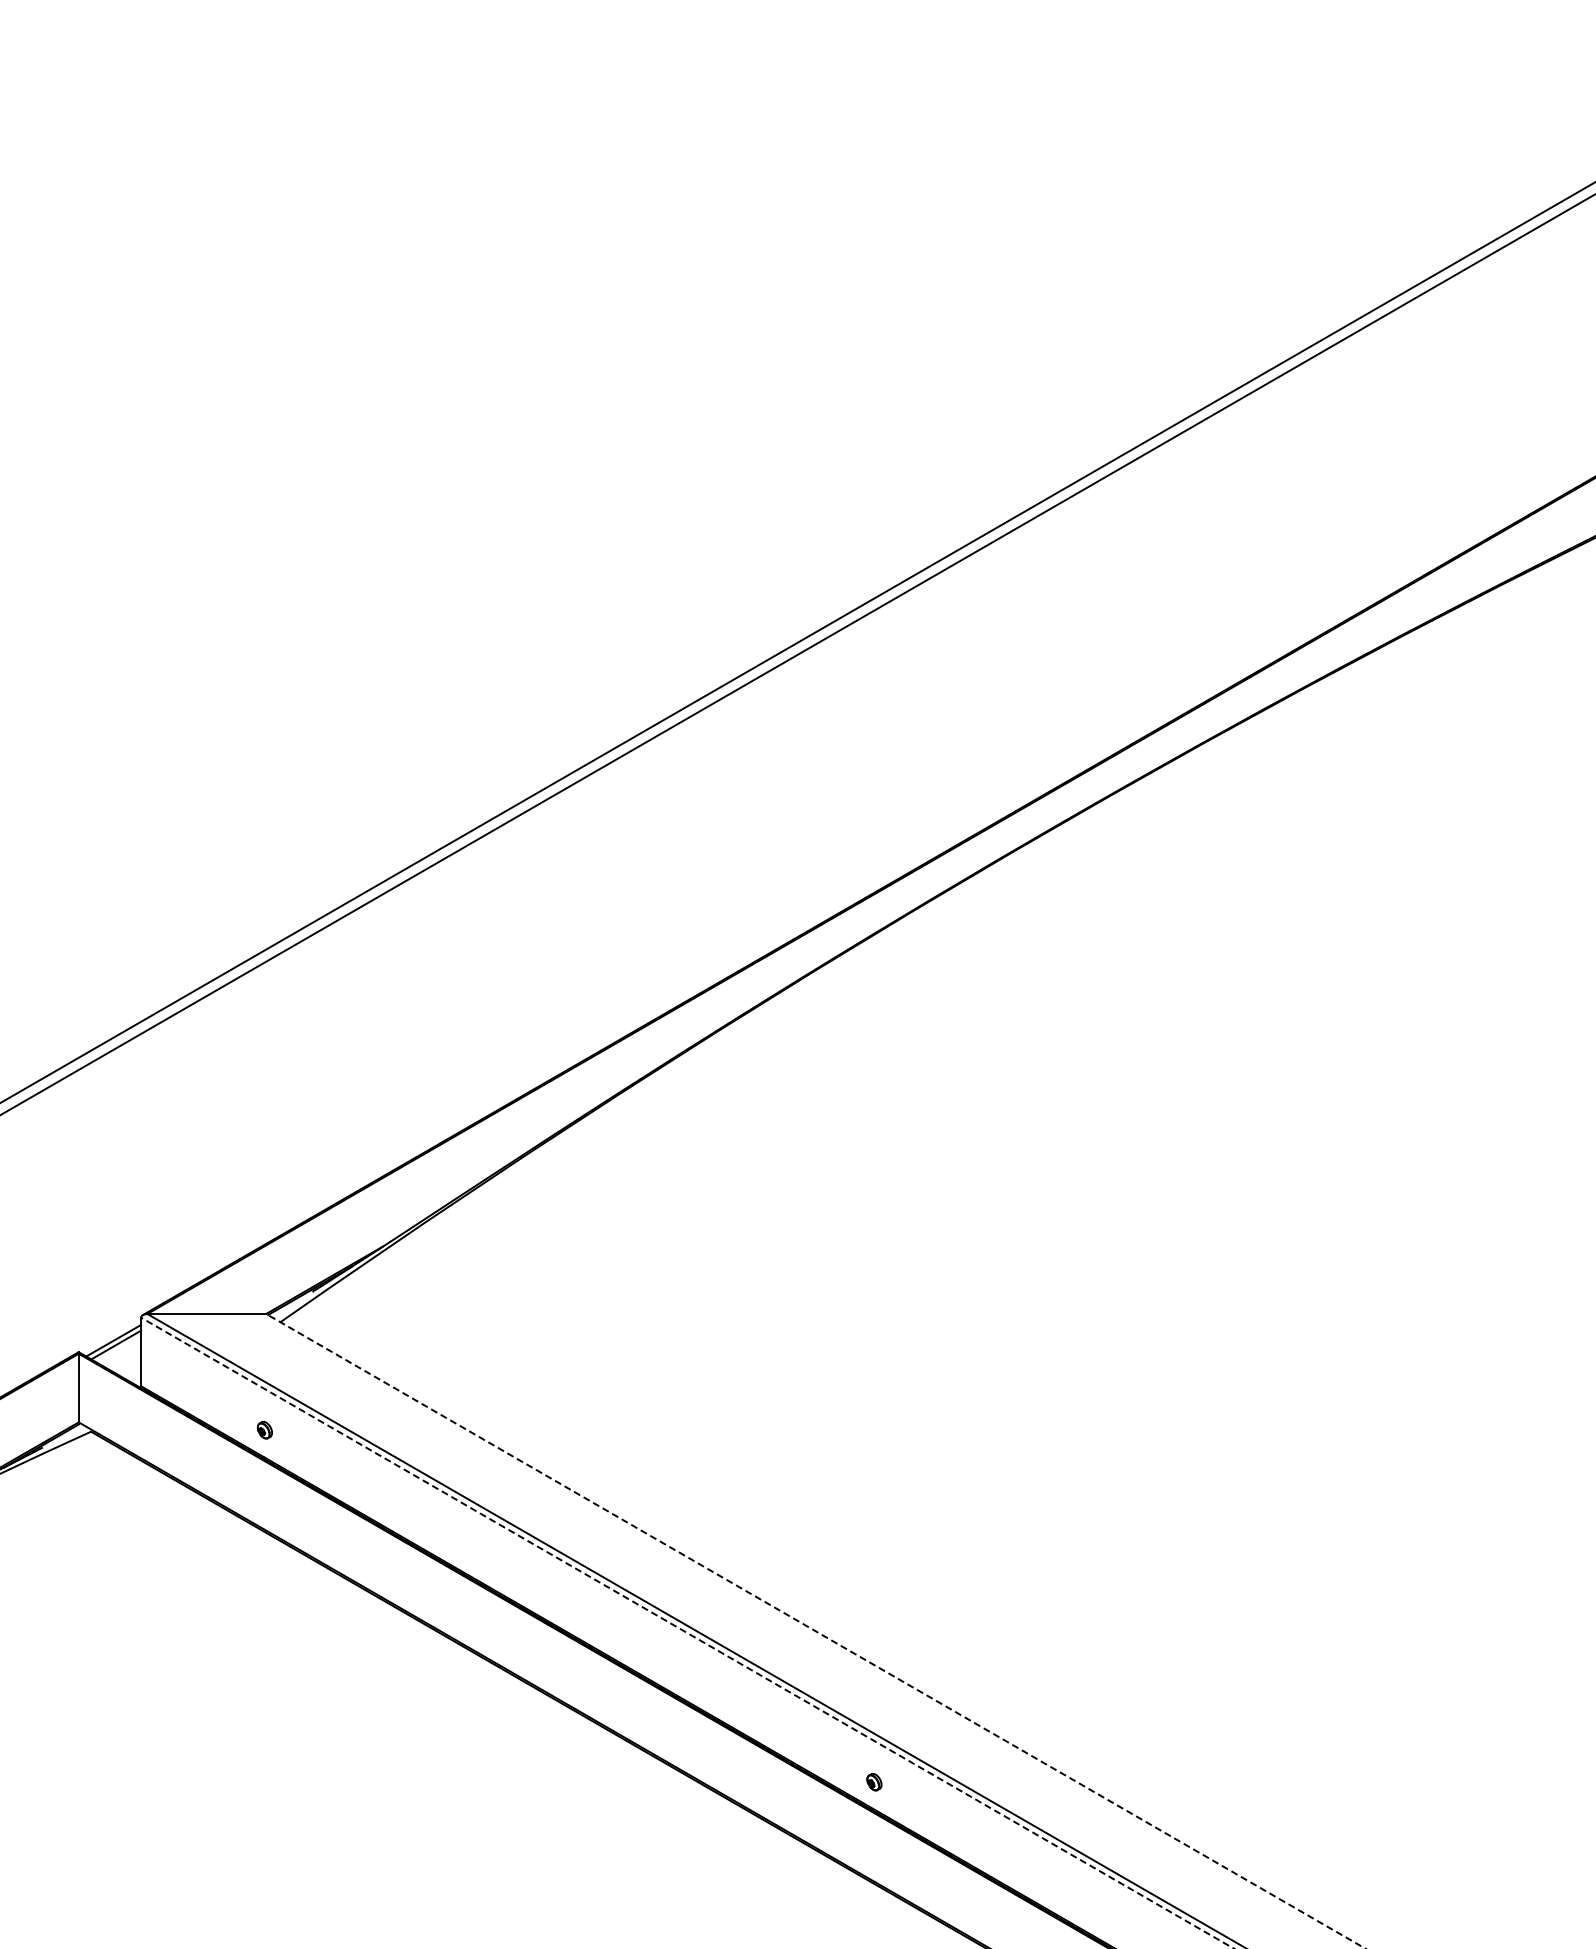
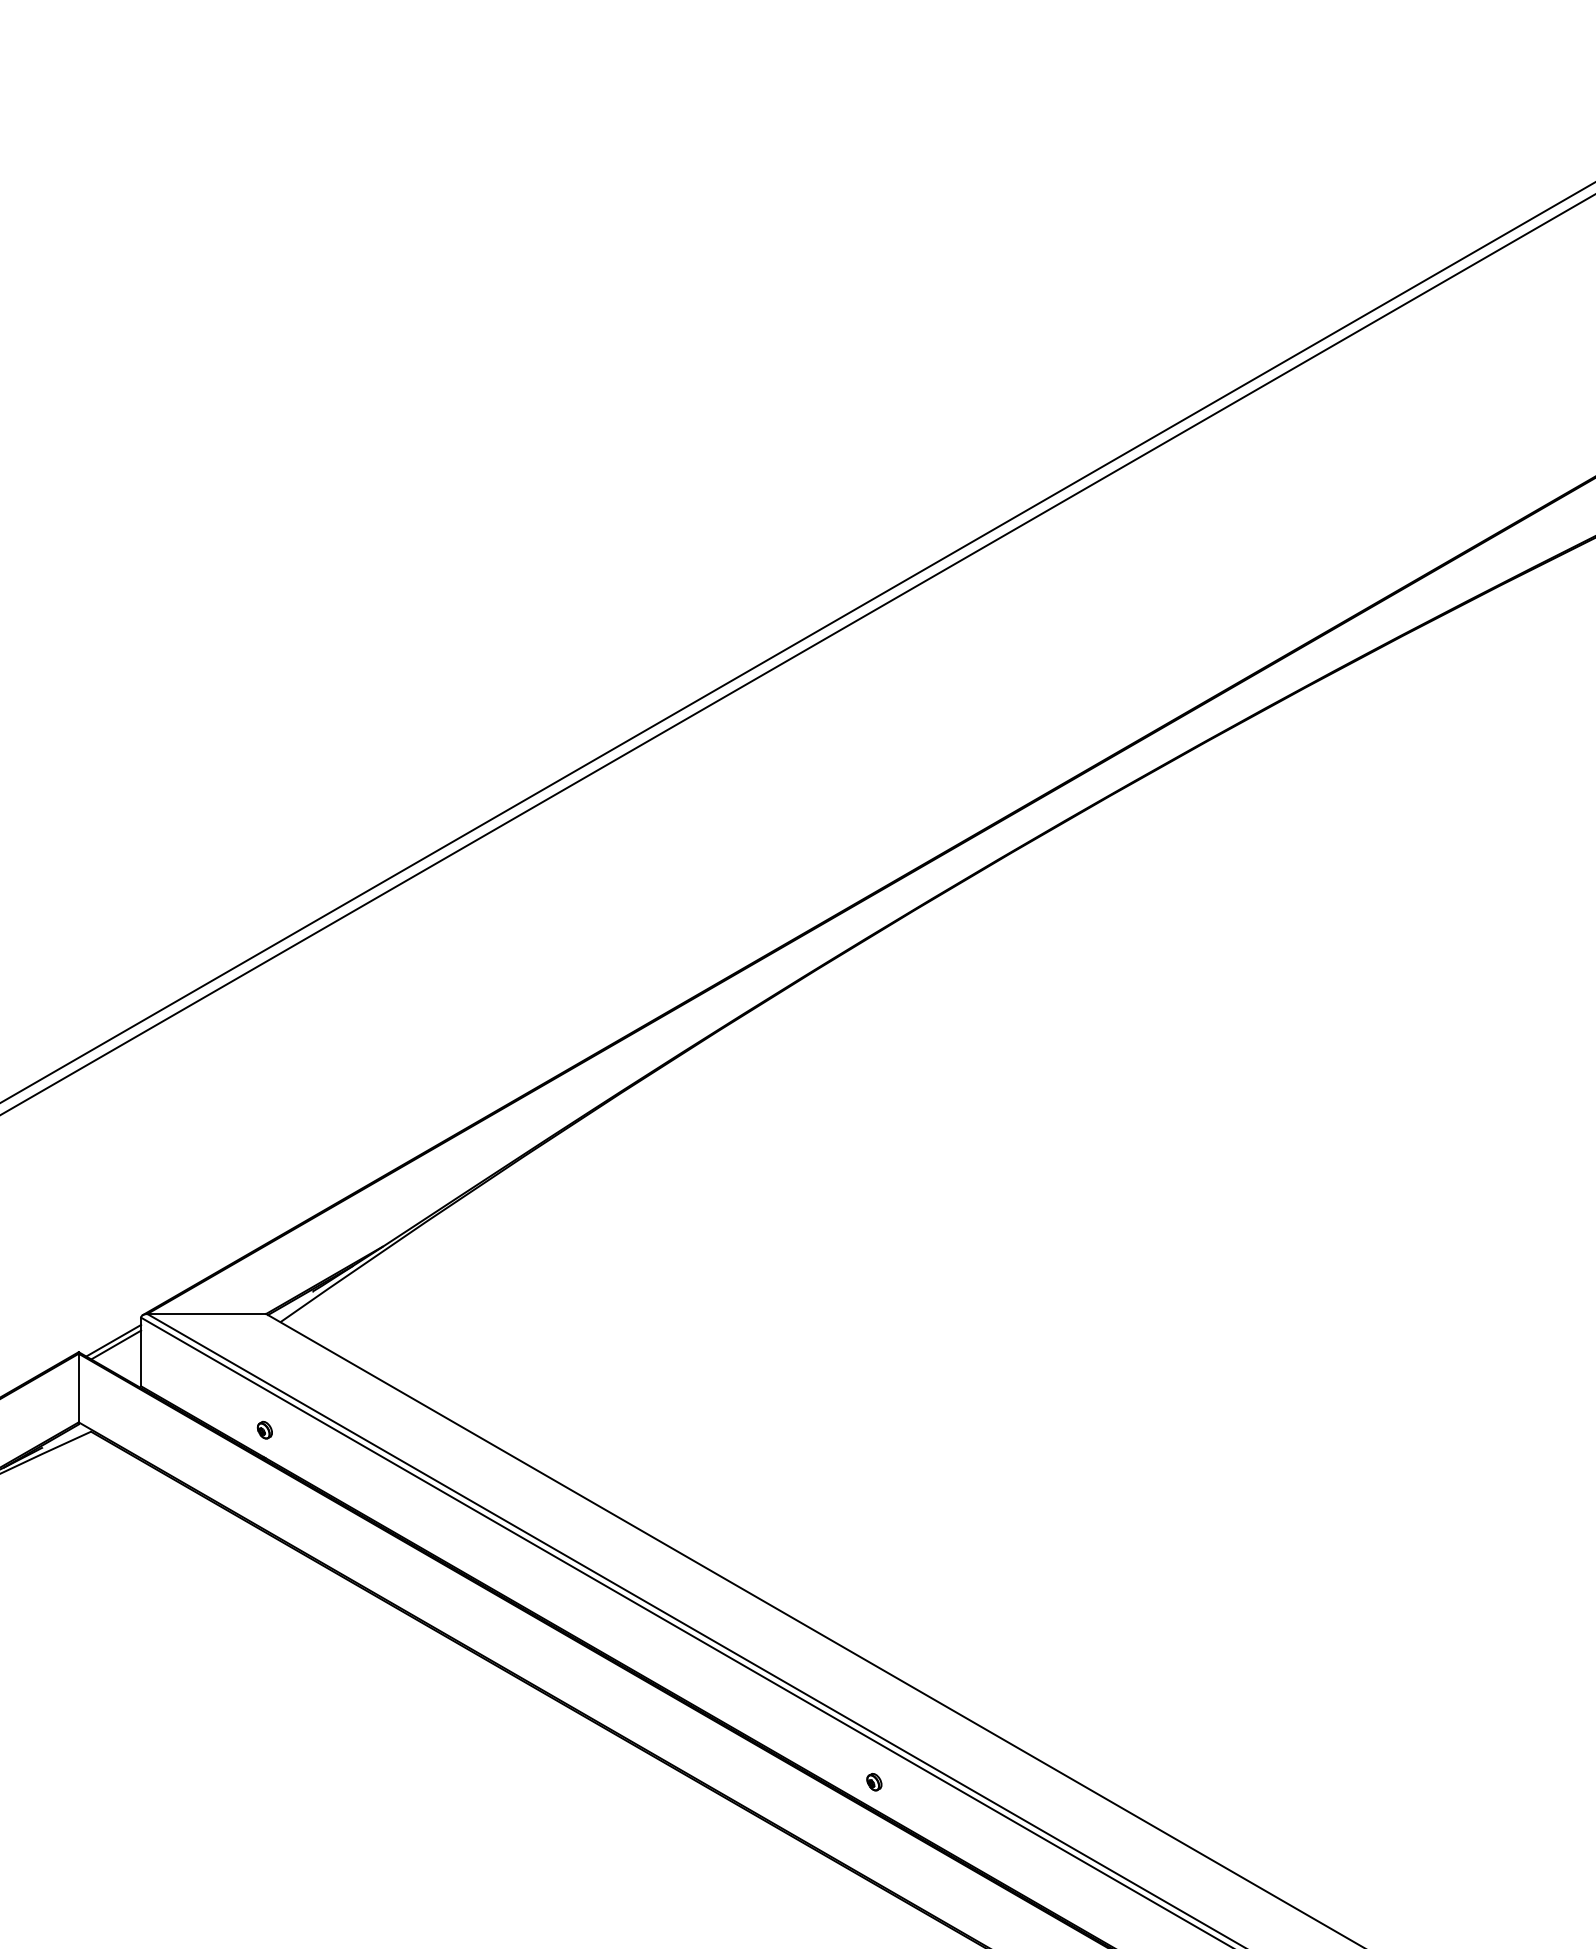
line: dashed -> solid (816, 1631)
line: dashed -> solid (687, 1633)
